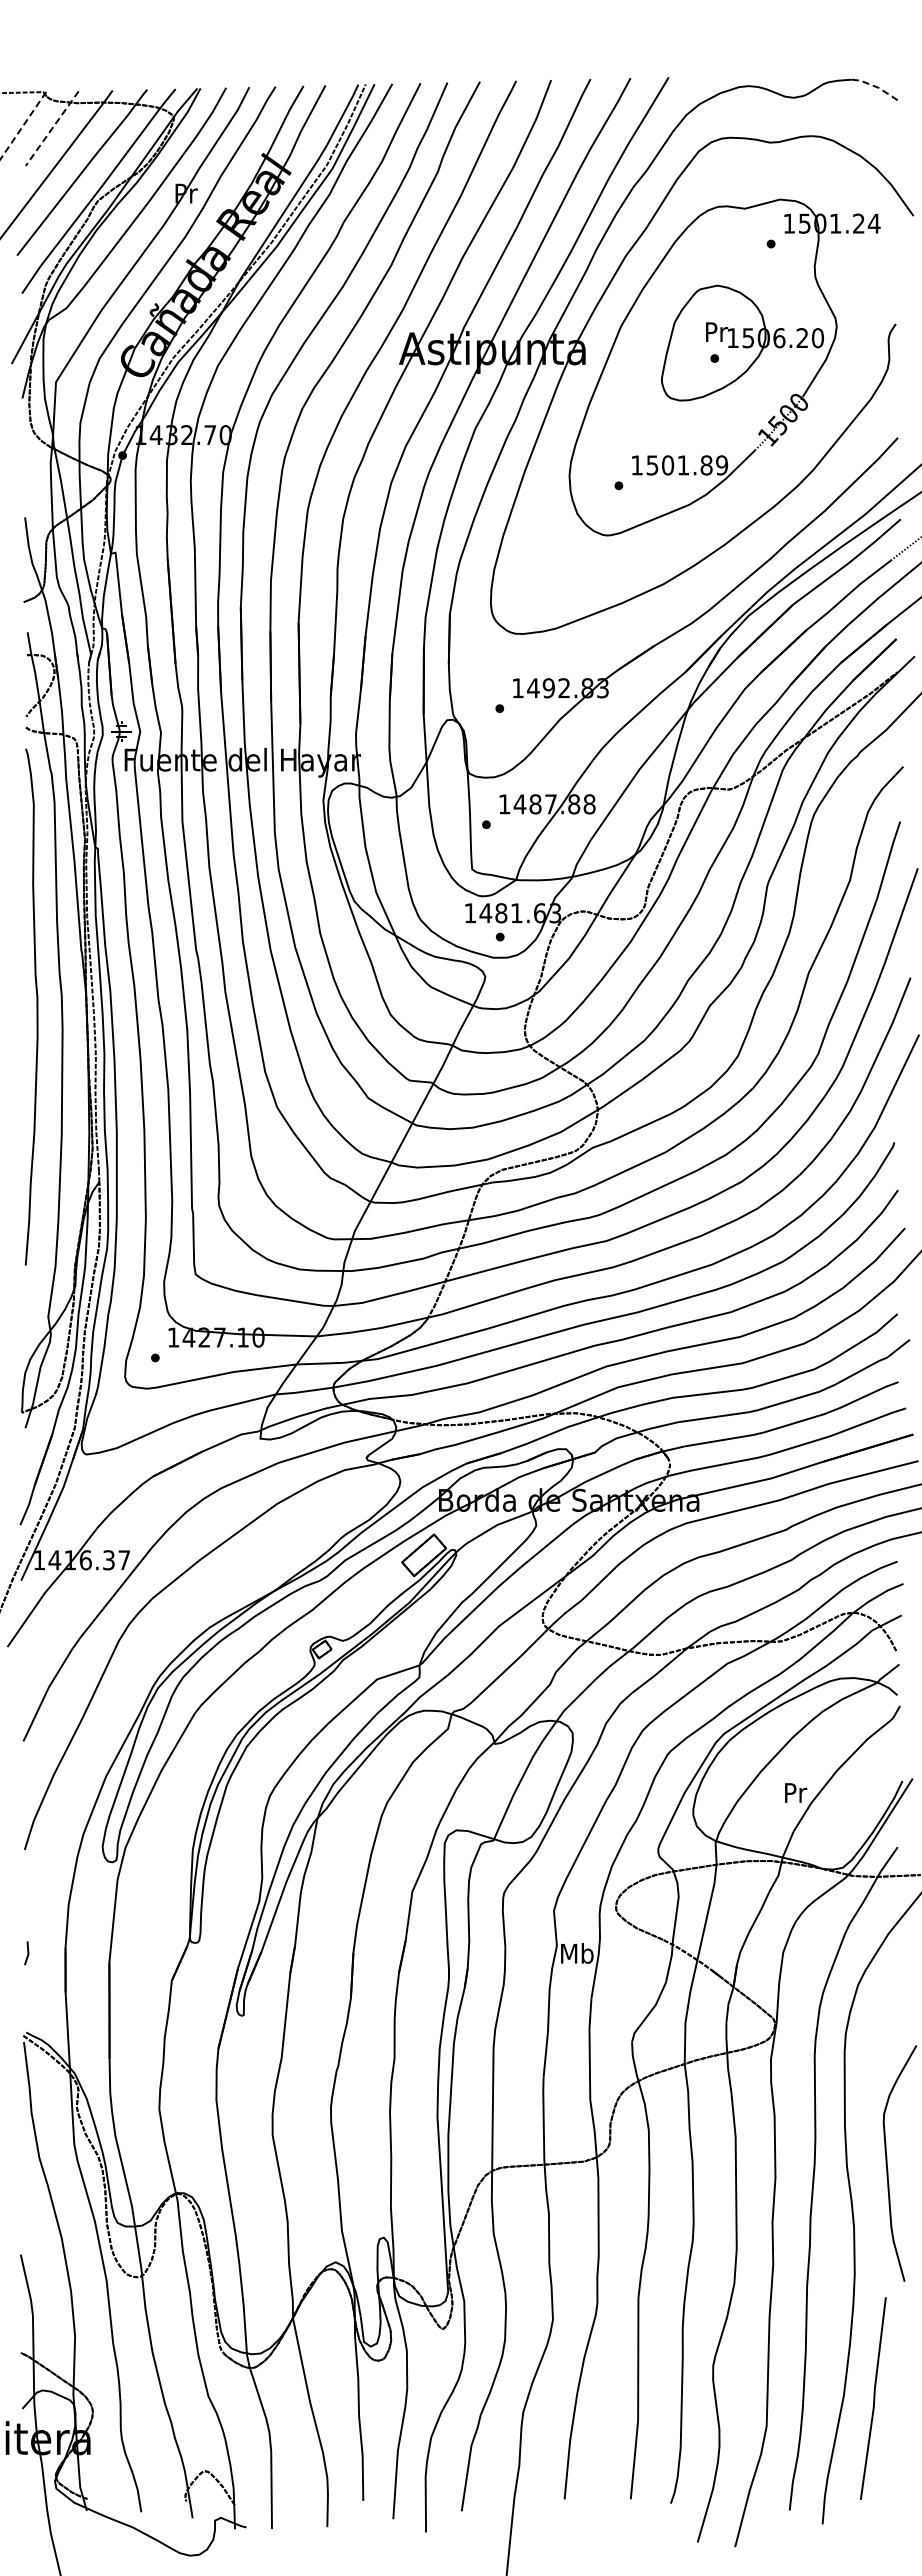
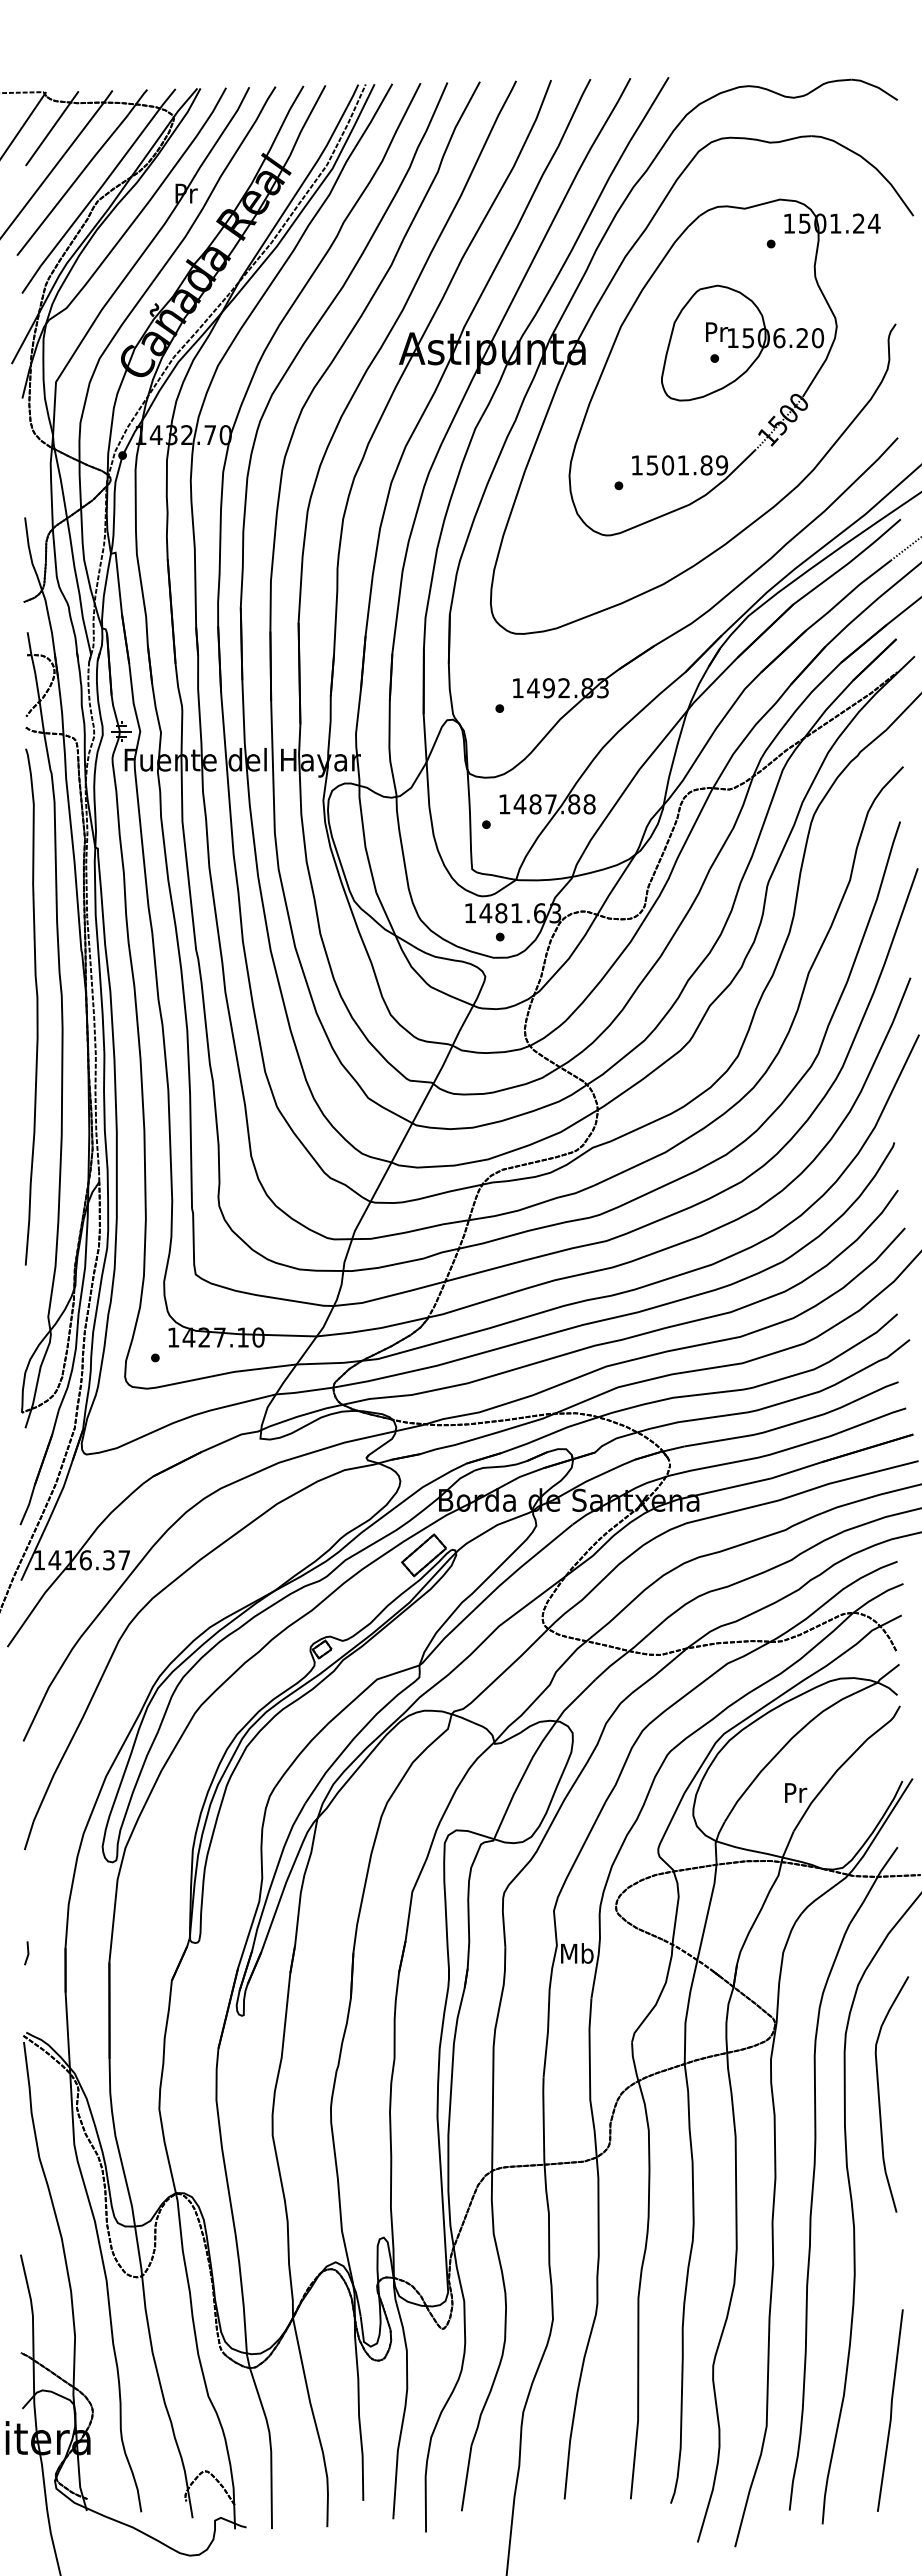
line: dashed -> solid (875, 86)
line: dashed -> solid (23, 125)
line: dashed -> solid (52, 128)
curve position: (887, 2163) -> (879, 2094) (879, 2094)
line position: (873, 2398) -> (890, 2410) (890, 2410)
